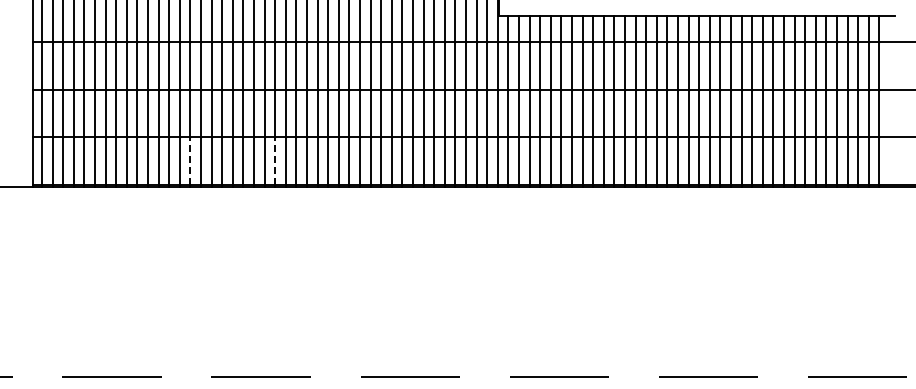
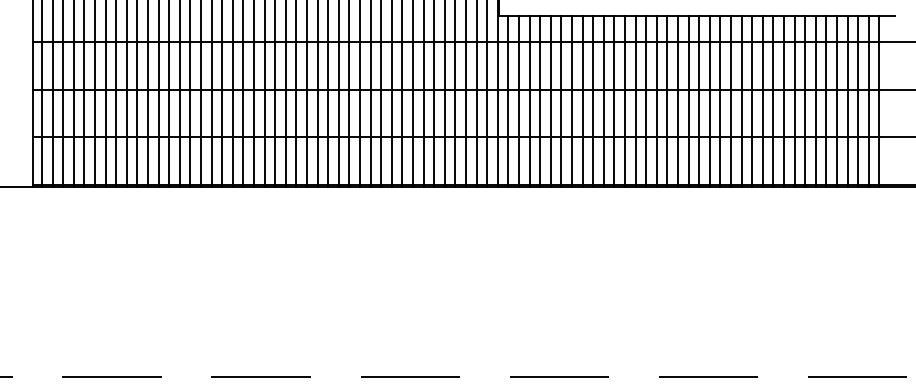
line: dashed -> solid (190, 161)
line: dashed -> solid (275, 161)
